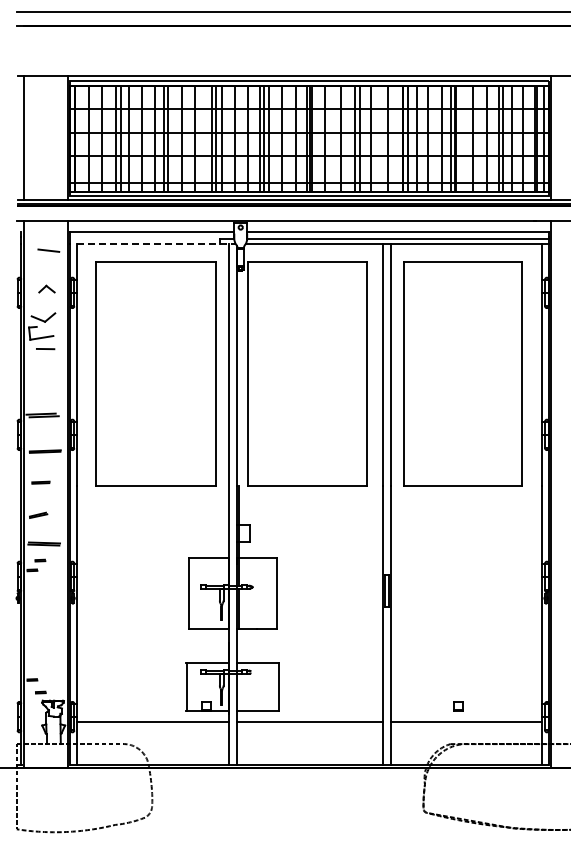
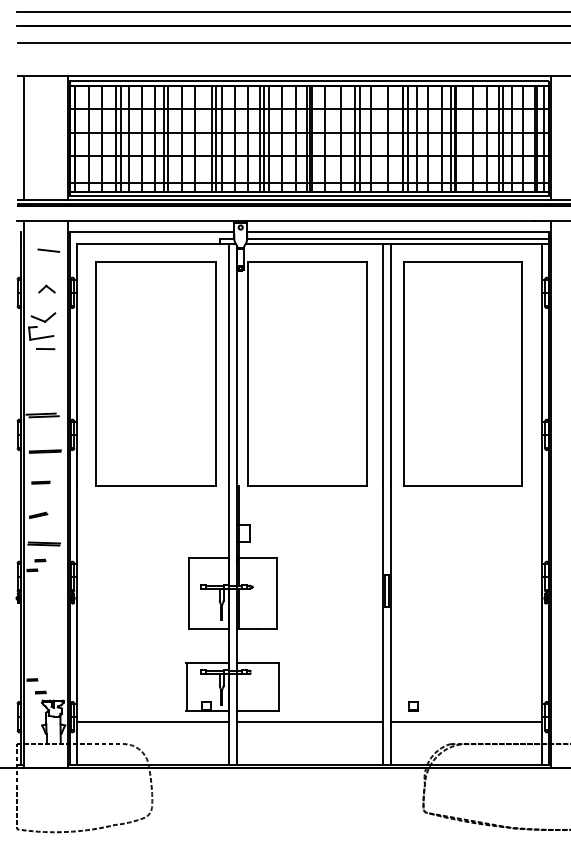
line: none -> present (292, 43)
line: dashed -> solid (156, 243)
part position: (458, 706) -> (413, 706) (413, 706)
